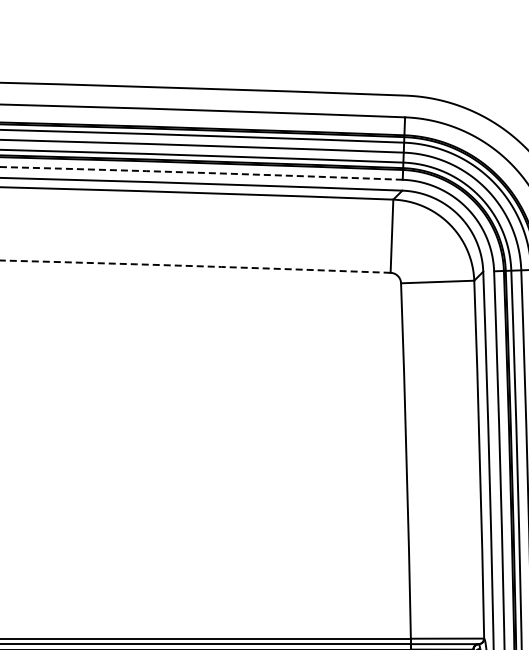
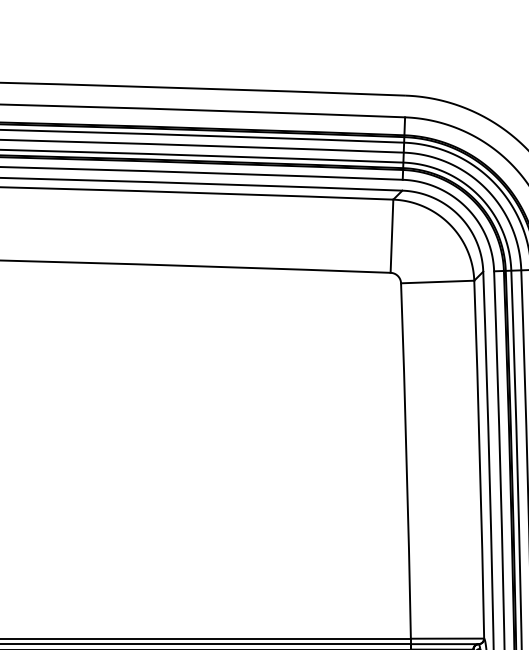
arc: dashed -> solid (201, 172)
arc: dashed -> solid (195, 266)
